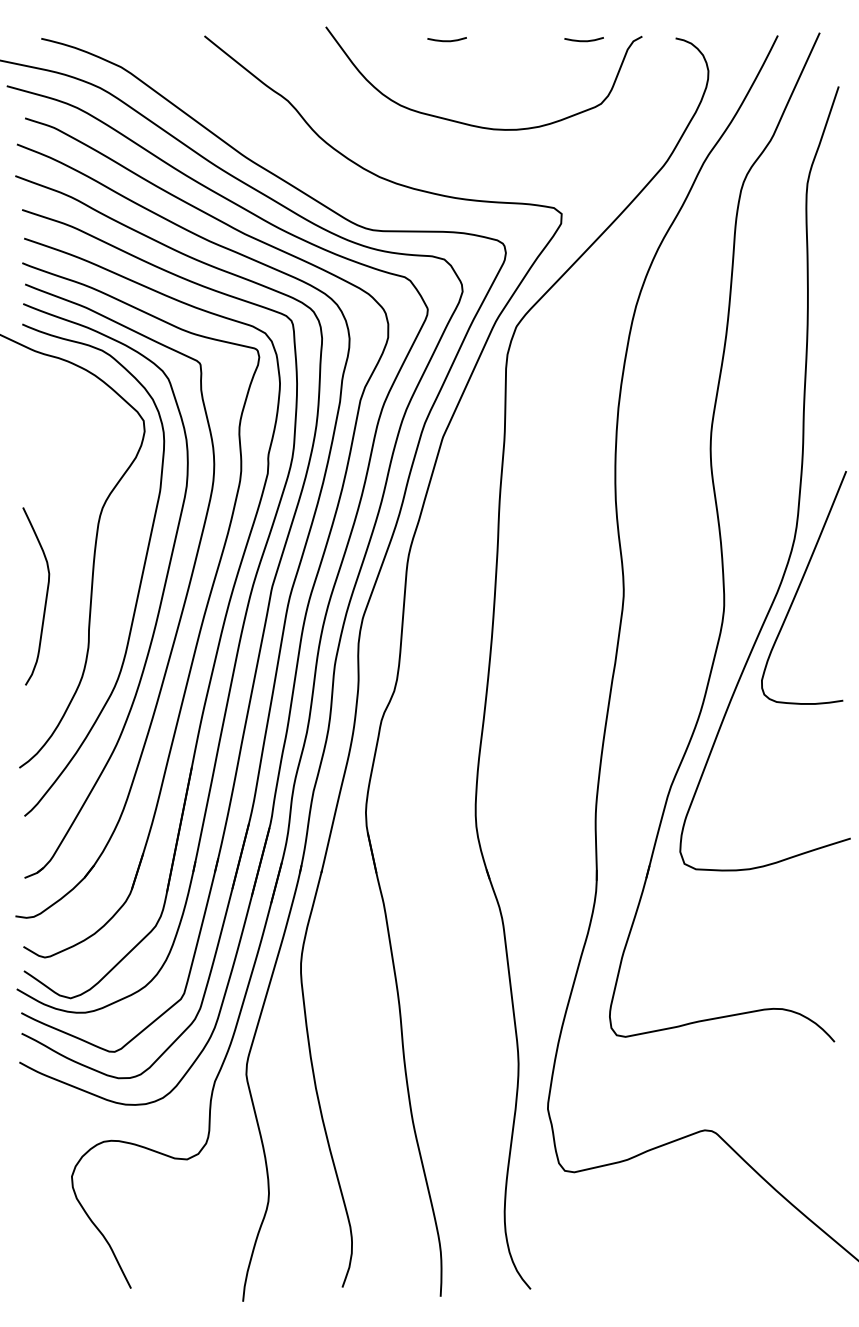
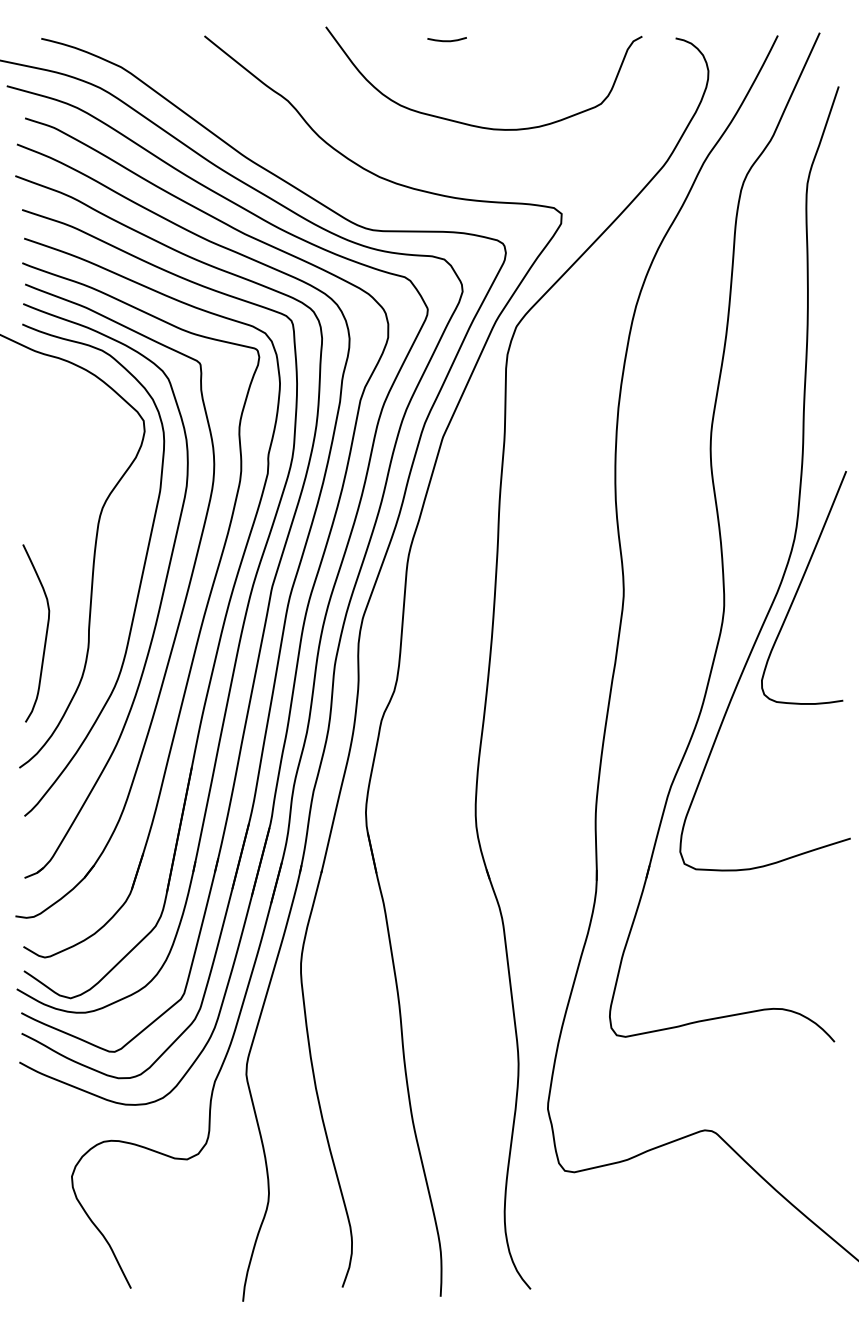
curve: present -> none (583, 40)
curve position: (45, 596) -> (45, 633) (45, 633)
